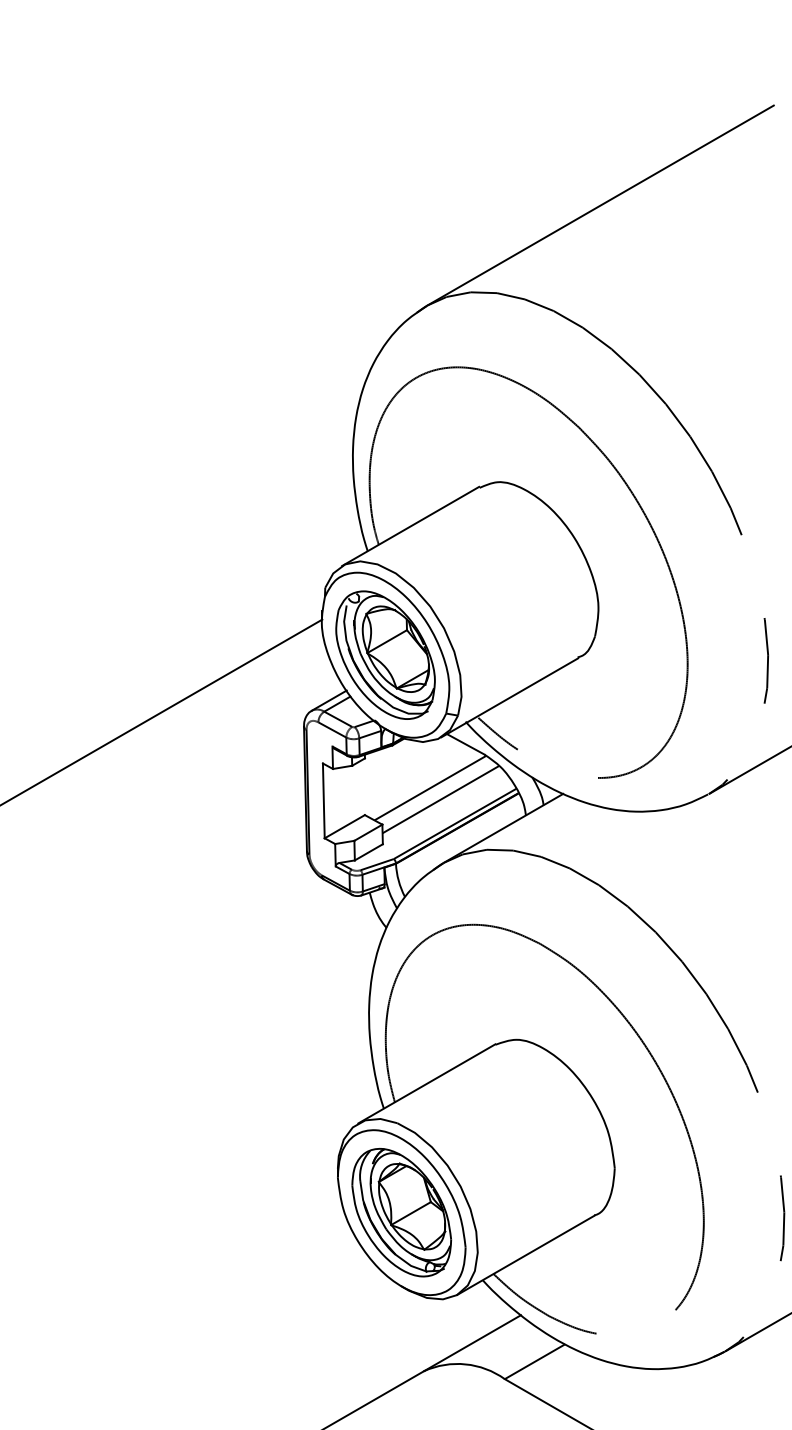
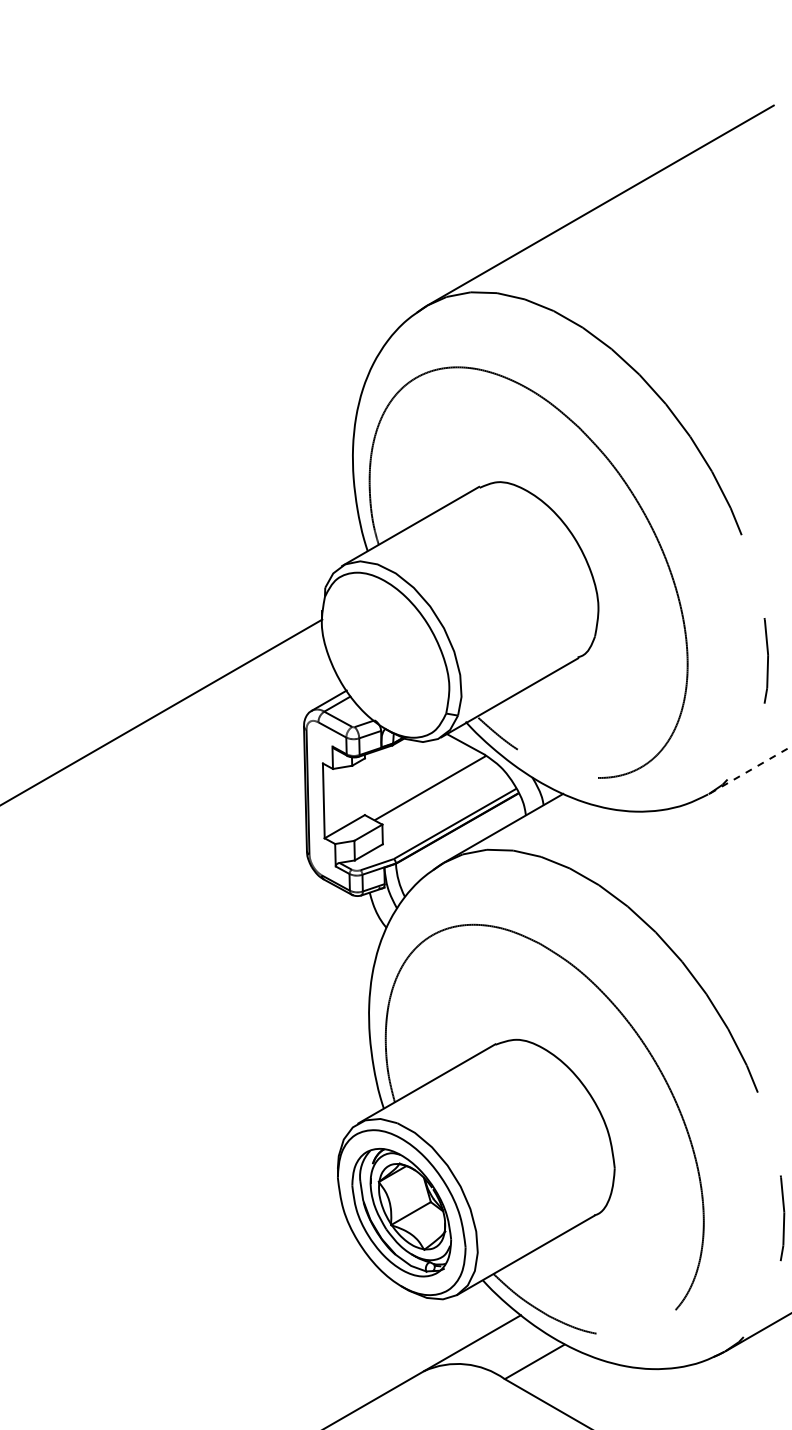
part: present -> none (385, 654)
line: solid -> dashed (751, 769)
line: present -> none (440, 799)
